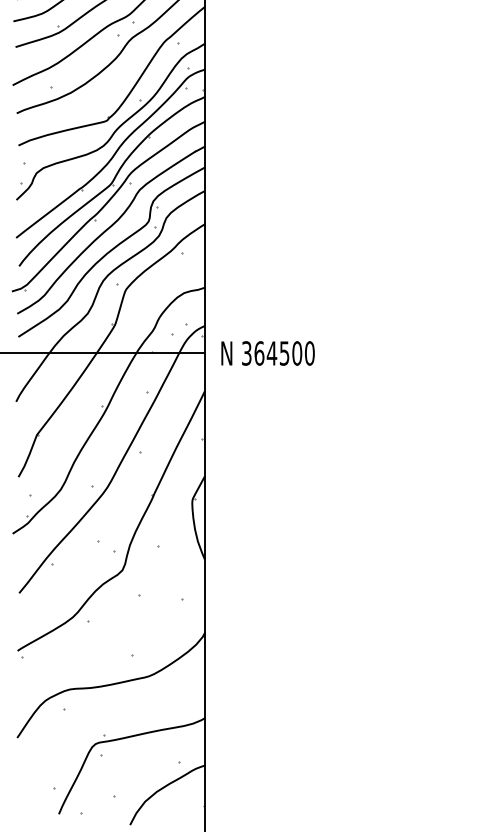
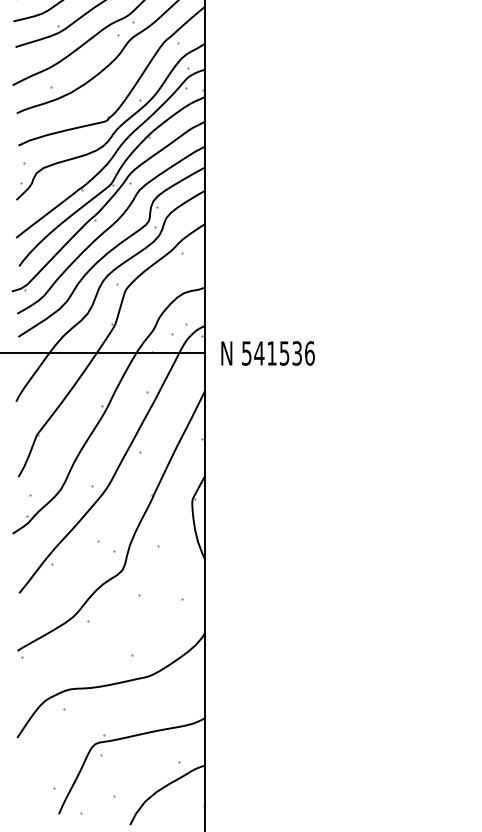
text: 364500 -> 541536 (278, 353)
